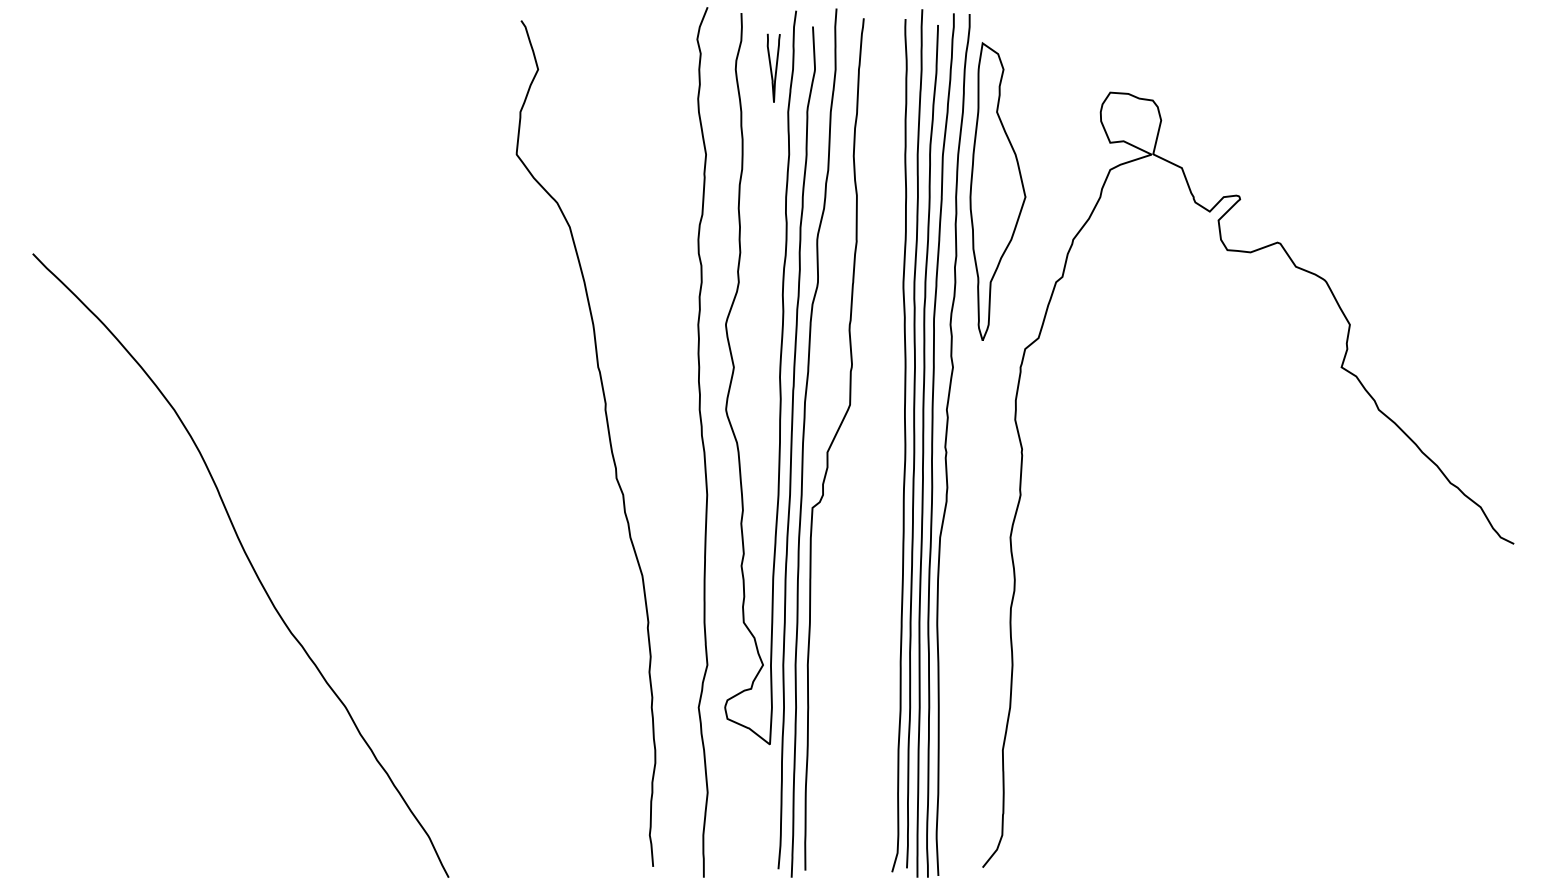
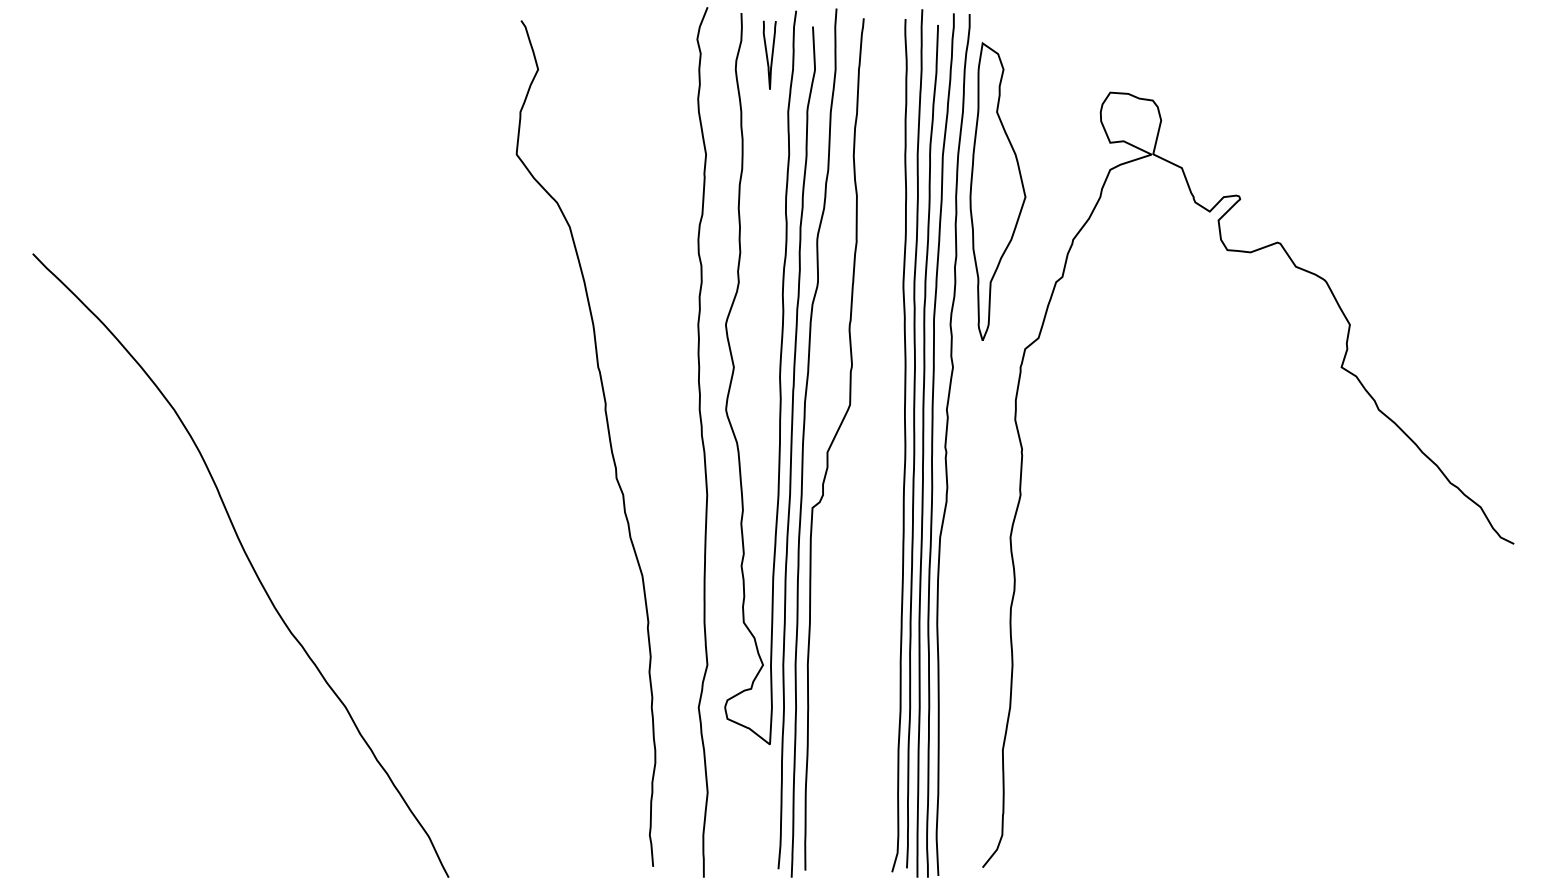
curve position: (771, 67) -> (767, 54) (767, 54)
